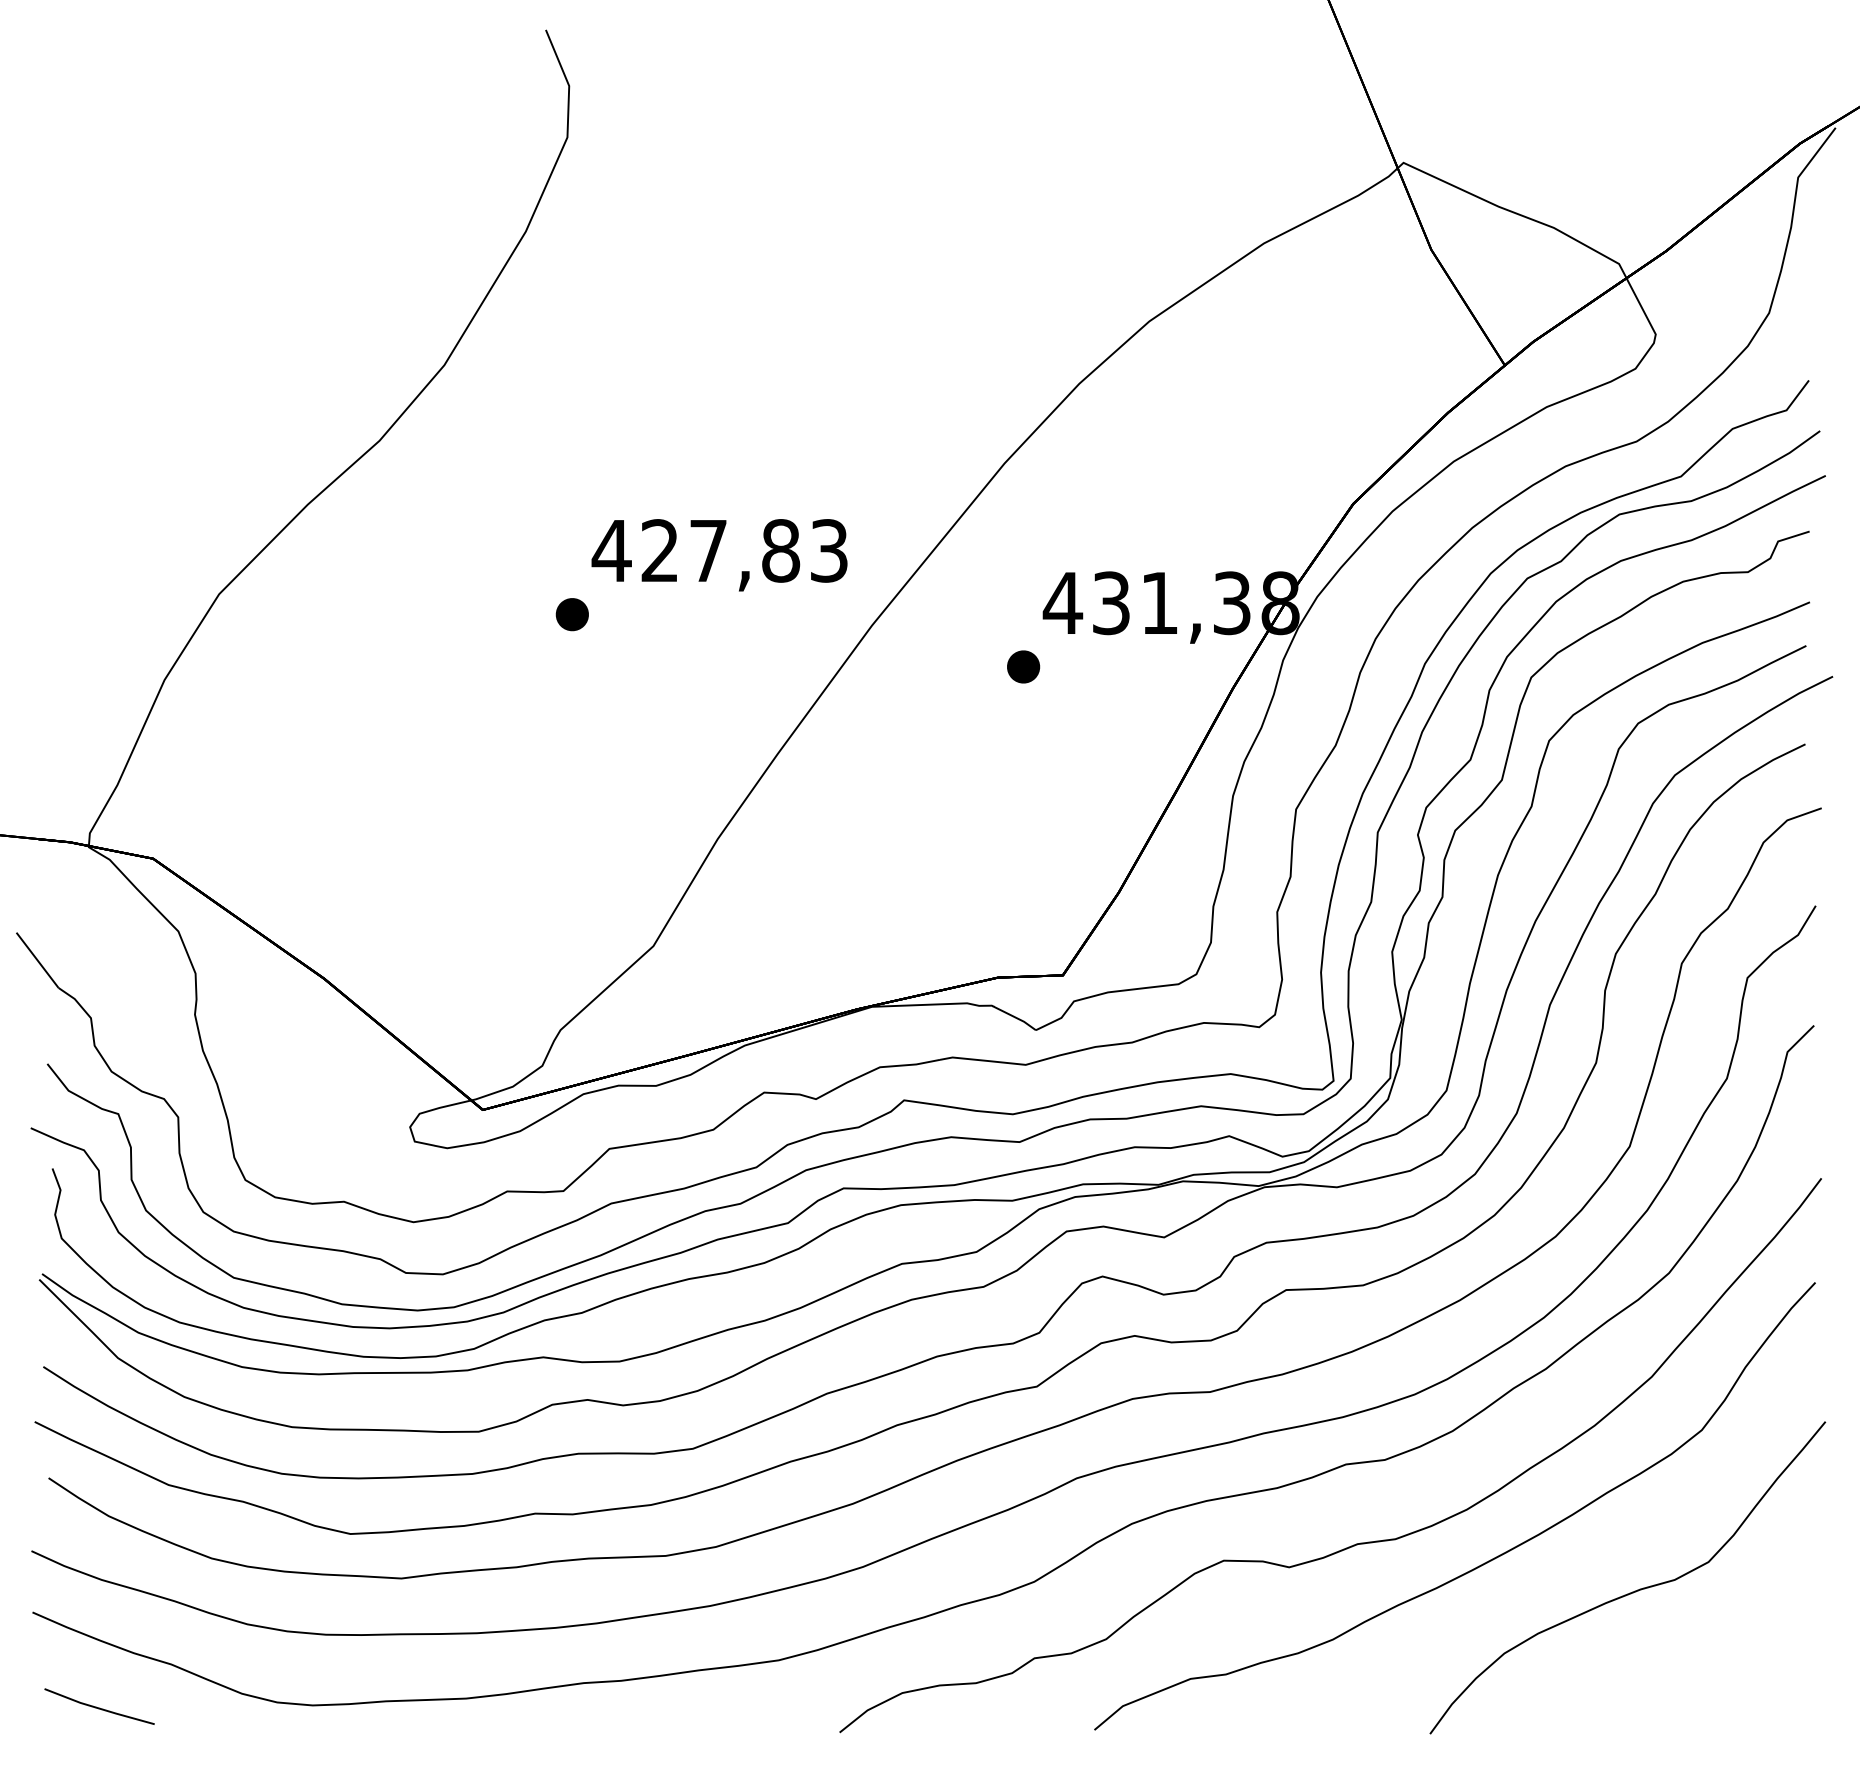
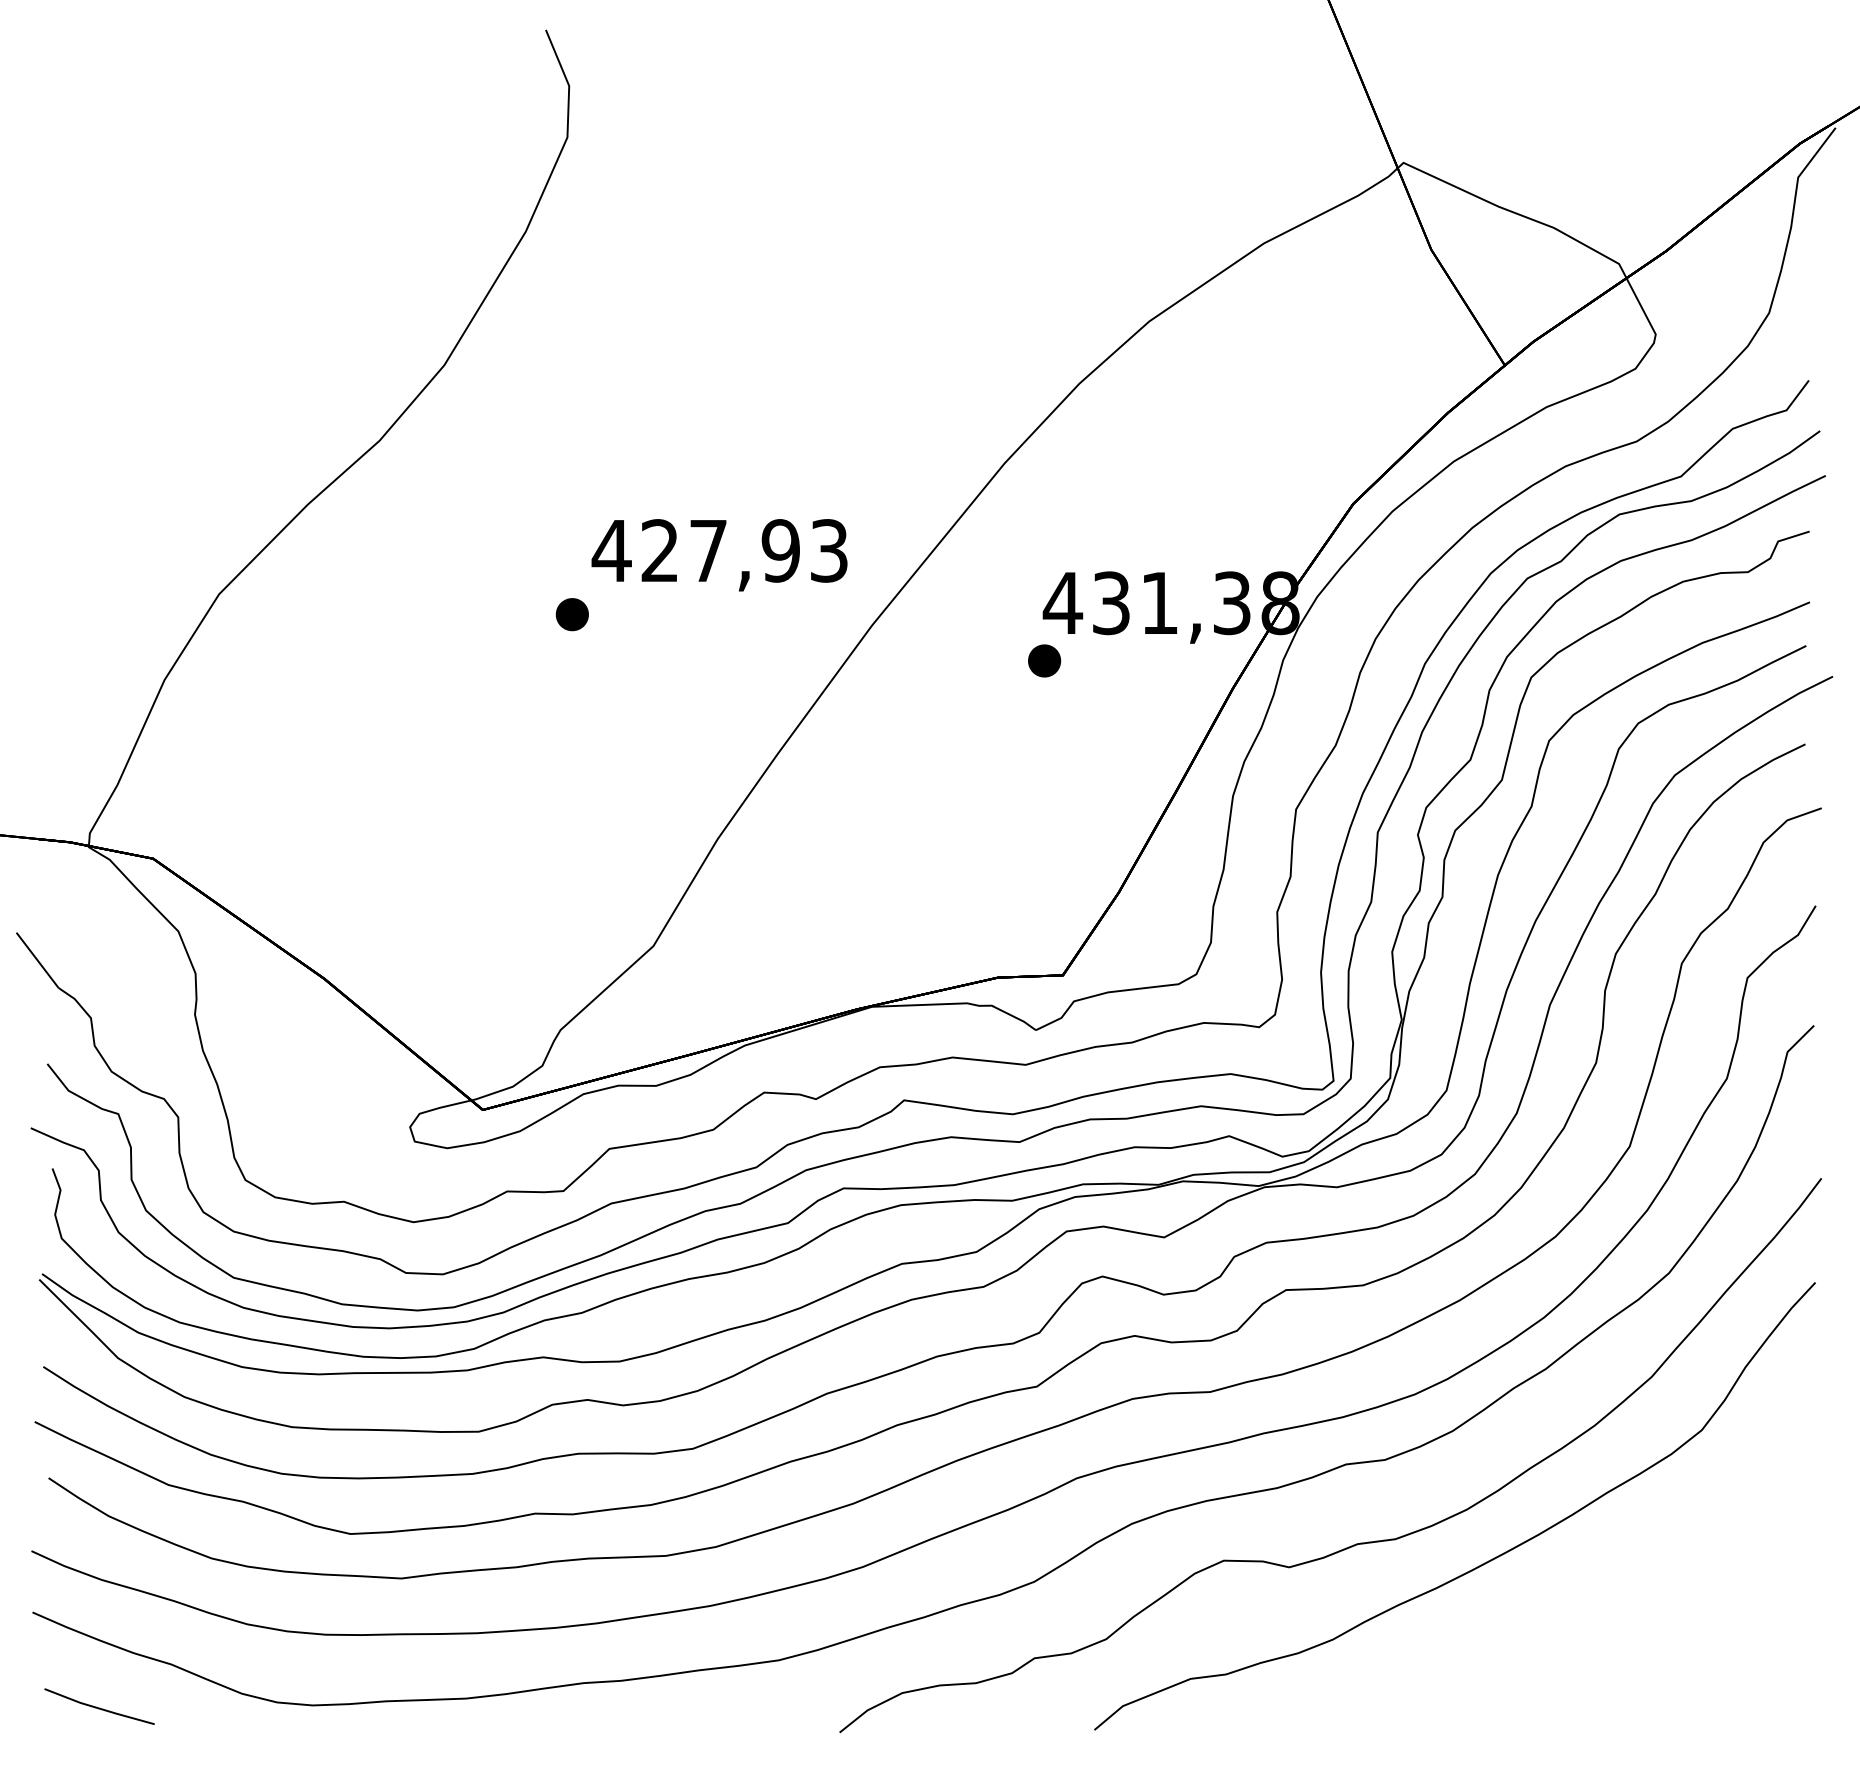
text: 427,83 -> 427,93 (780, 550)
part position: (1023, 666) -> (1044, 660) (1044, 660)
part: present -> none (1634, 1590)
